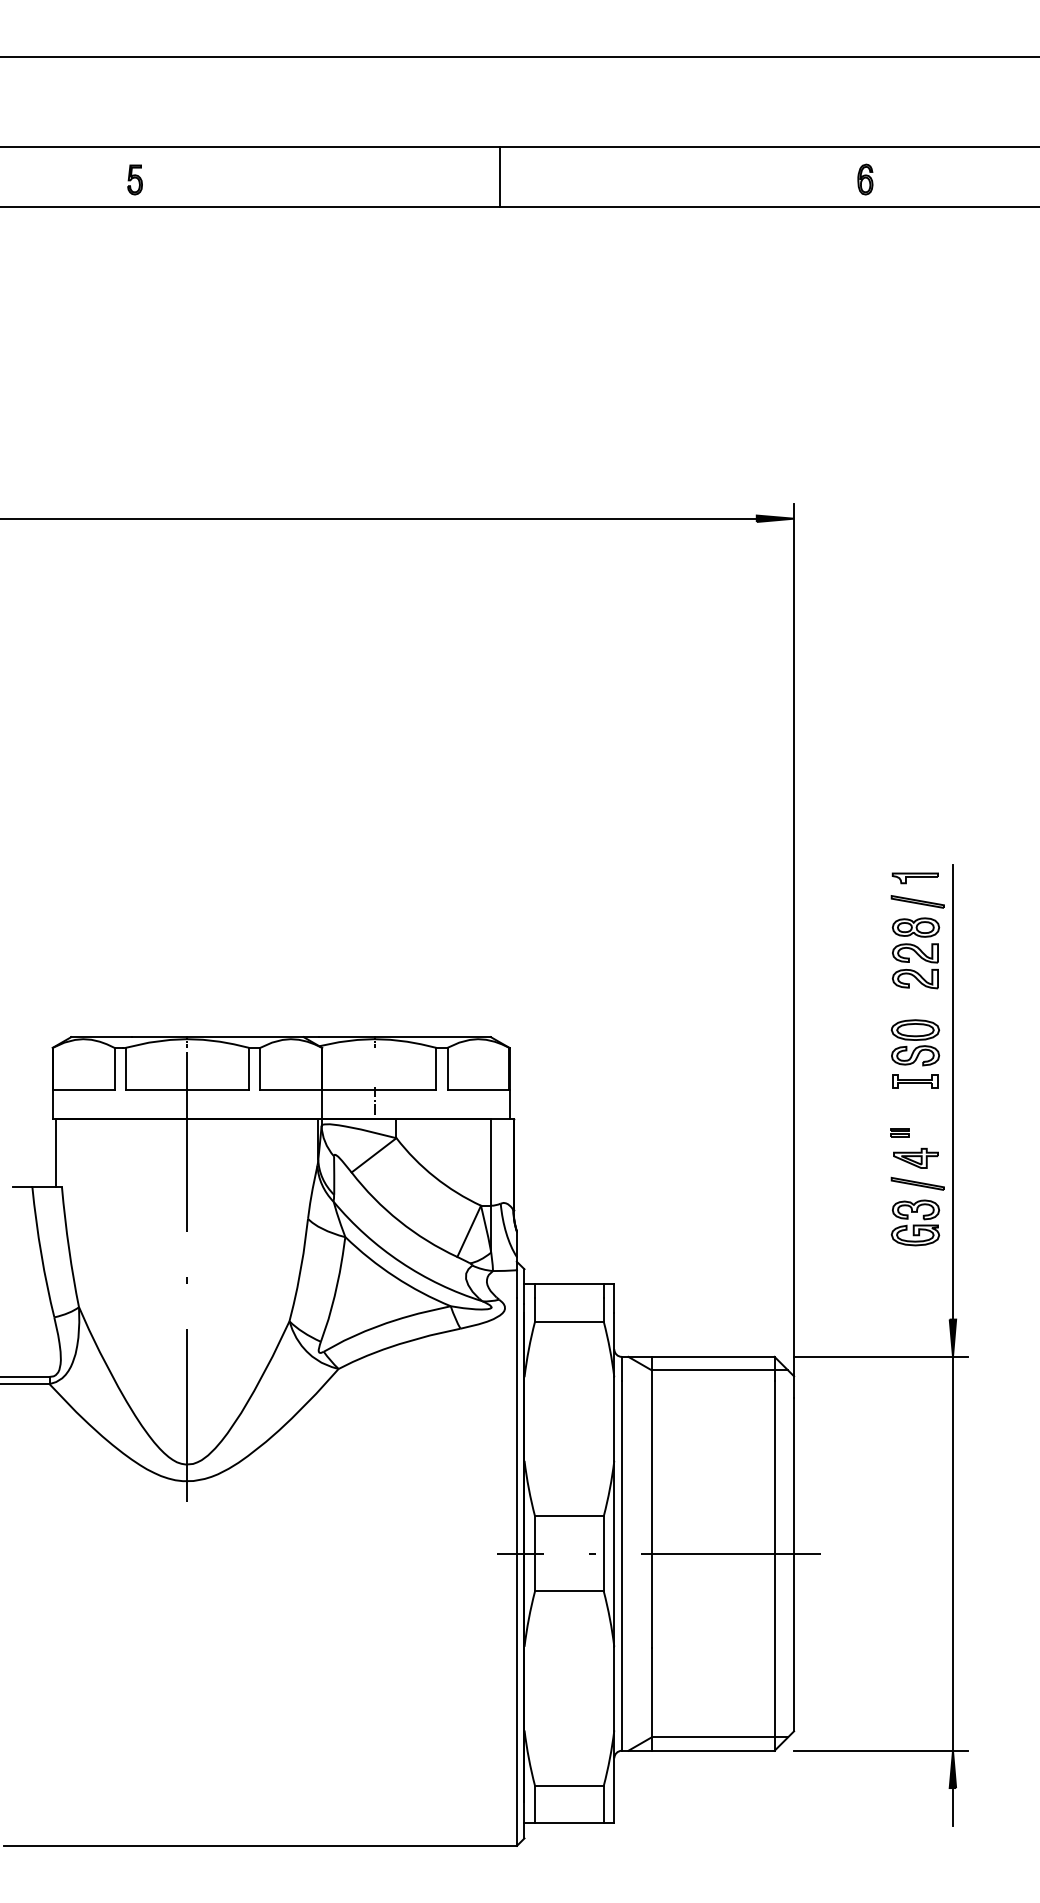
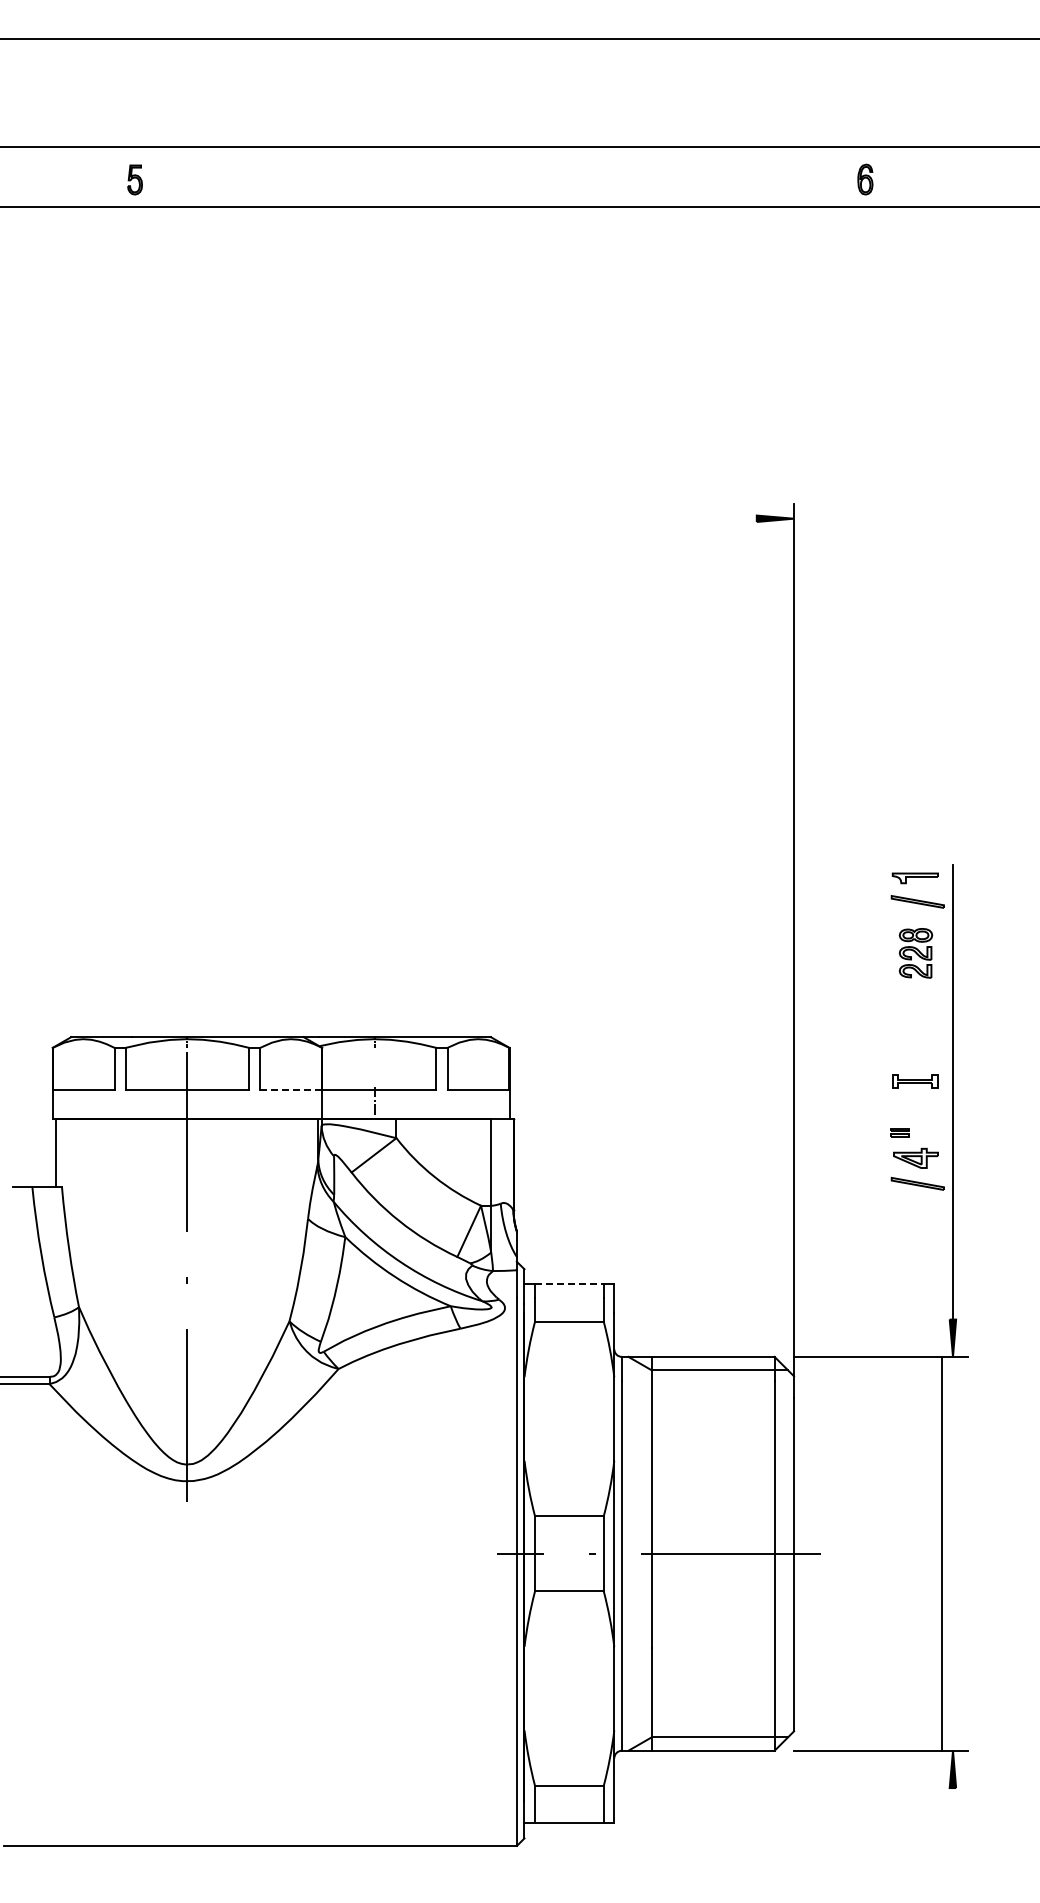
line position: (519, 57) -> (519, 39) (519, 39)
line: present -> none (499, 176)
line: present -> none (379, 518)
part size: 50x73 px -> 36x51 px (915, 953)
part: present -> none (915, 1042)
line: solid -> dashed (291, 1089)
part: present -> none (915, 1222)
line: solid -> dashed (569, 1284)
line position: (953, 1553) -> (942, 1553) (942, 1553)
line: present -> none (953, 1806)
